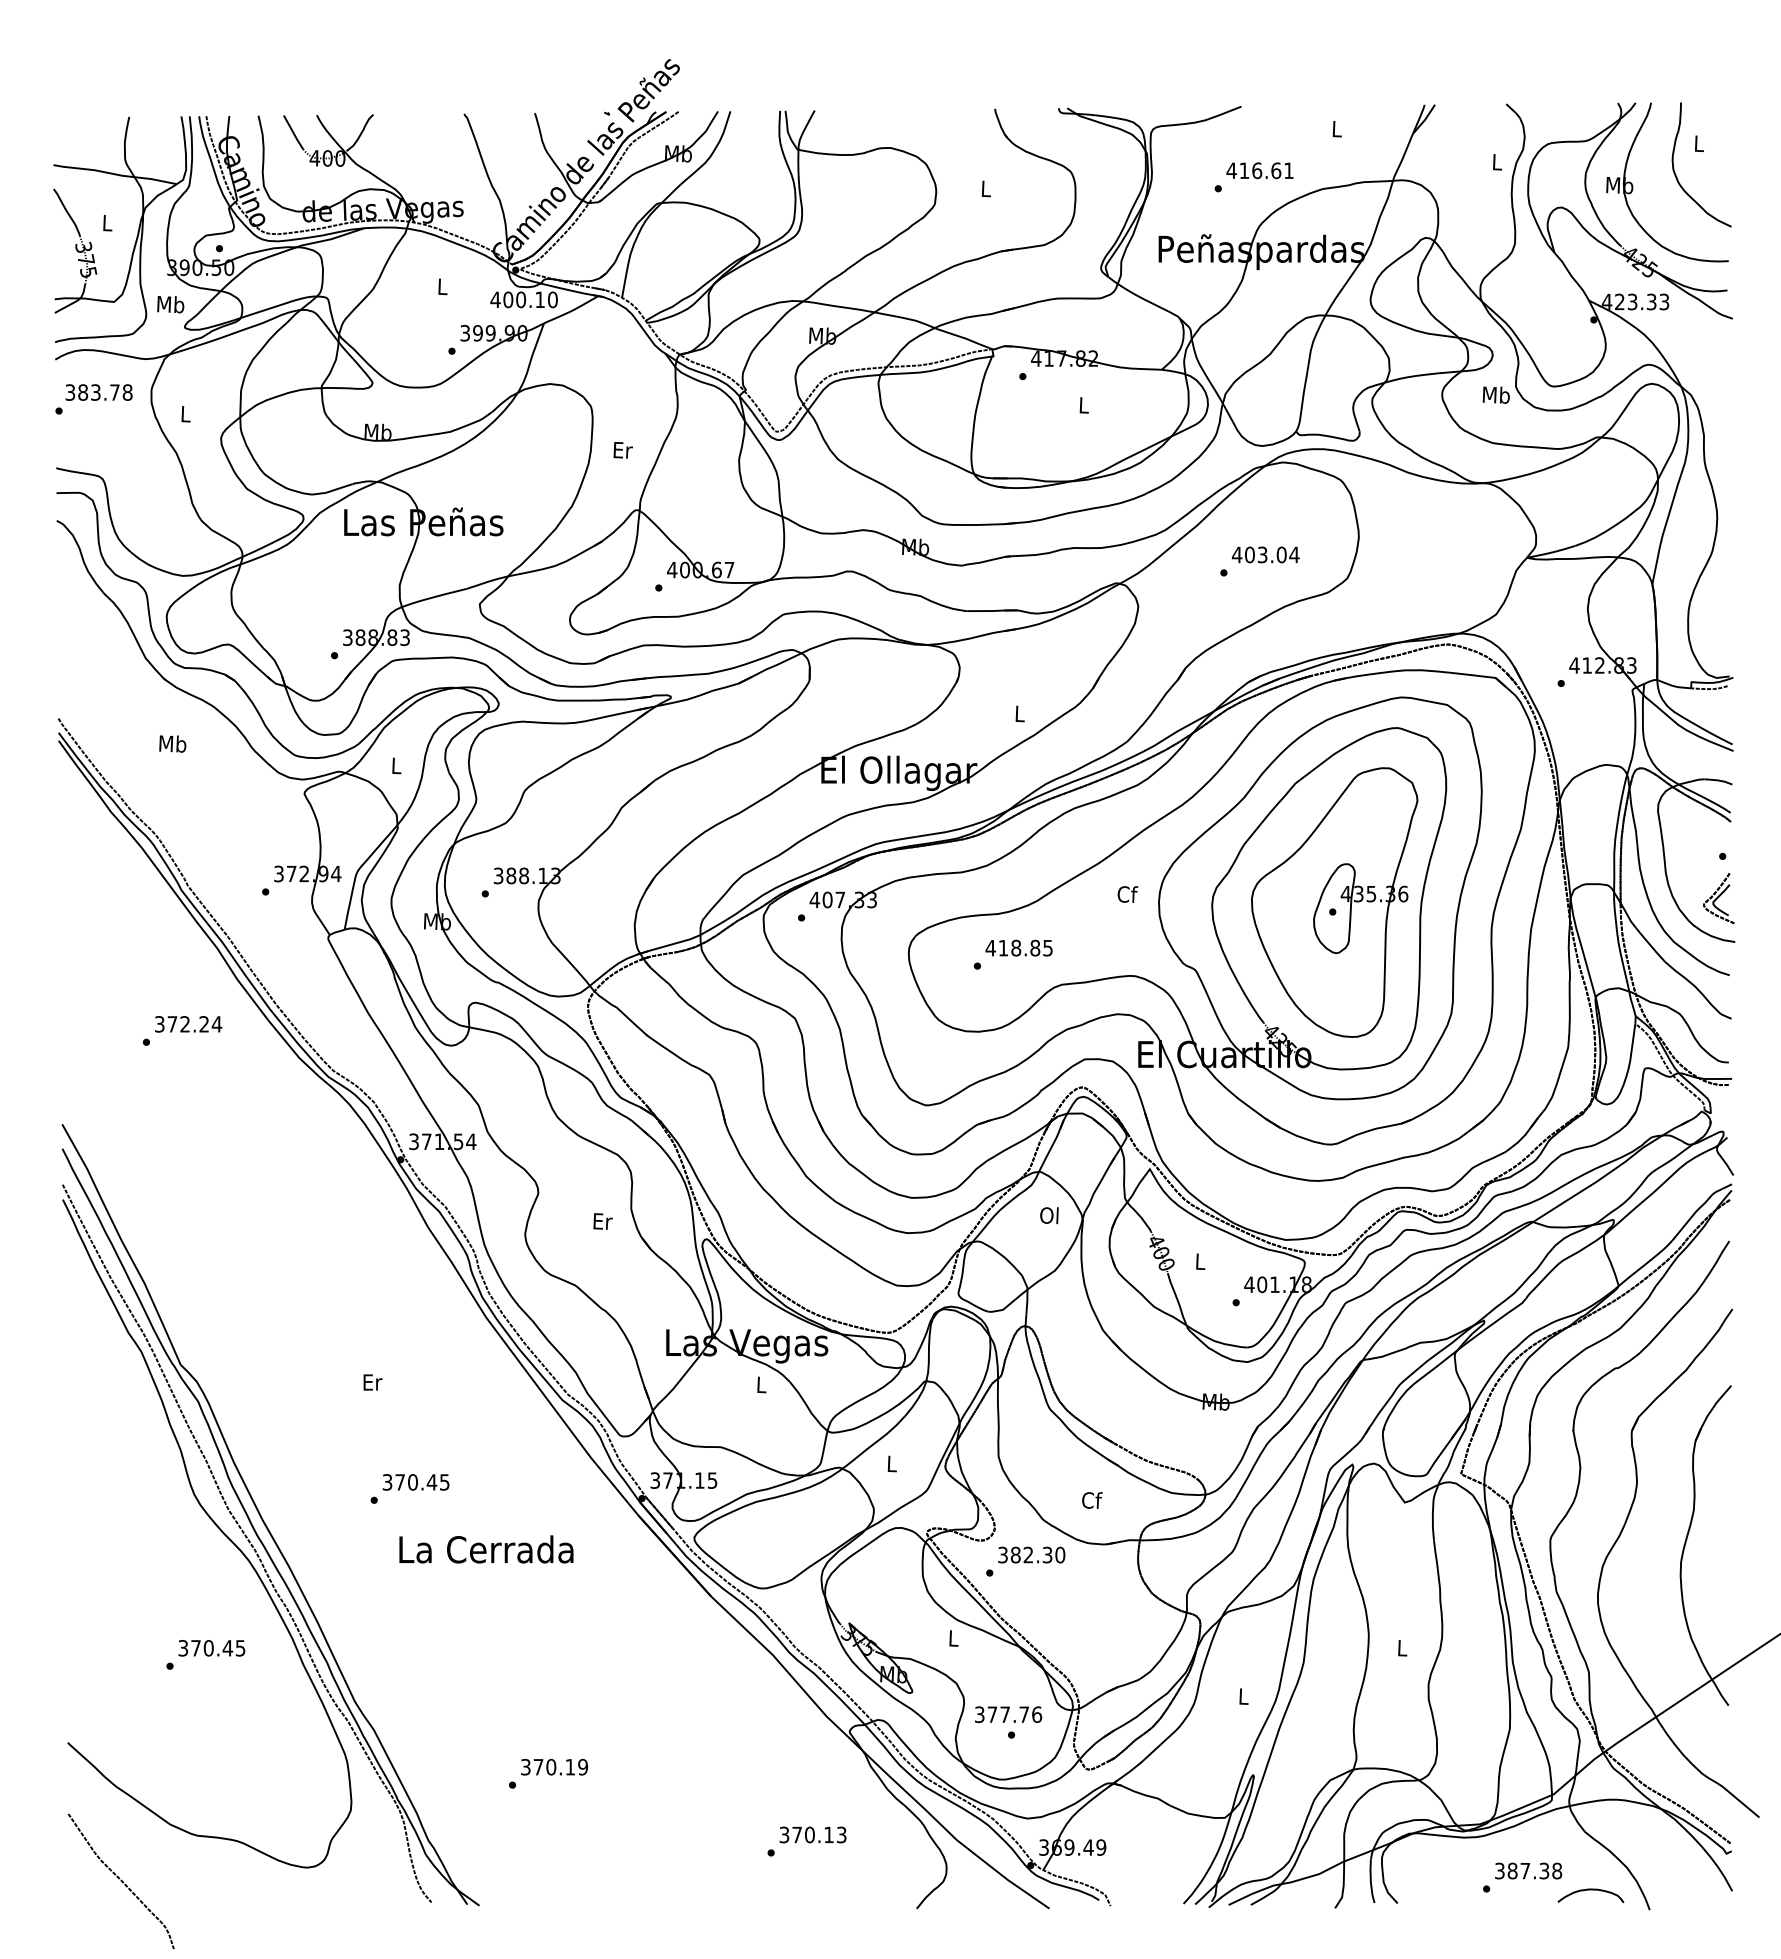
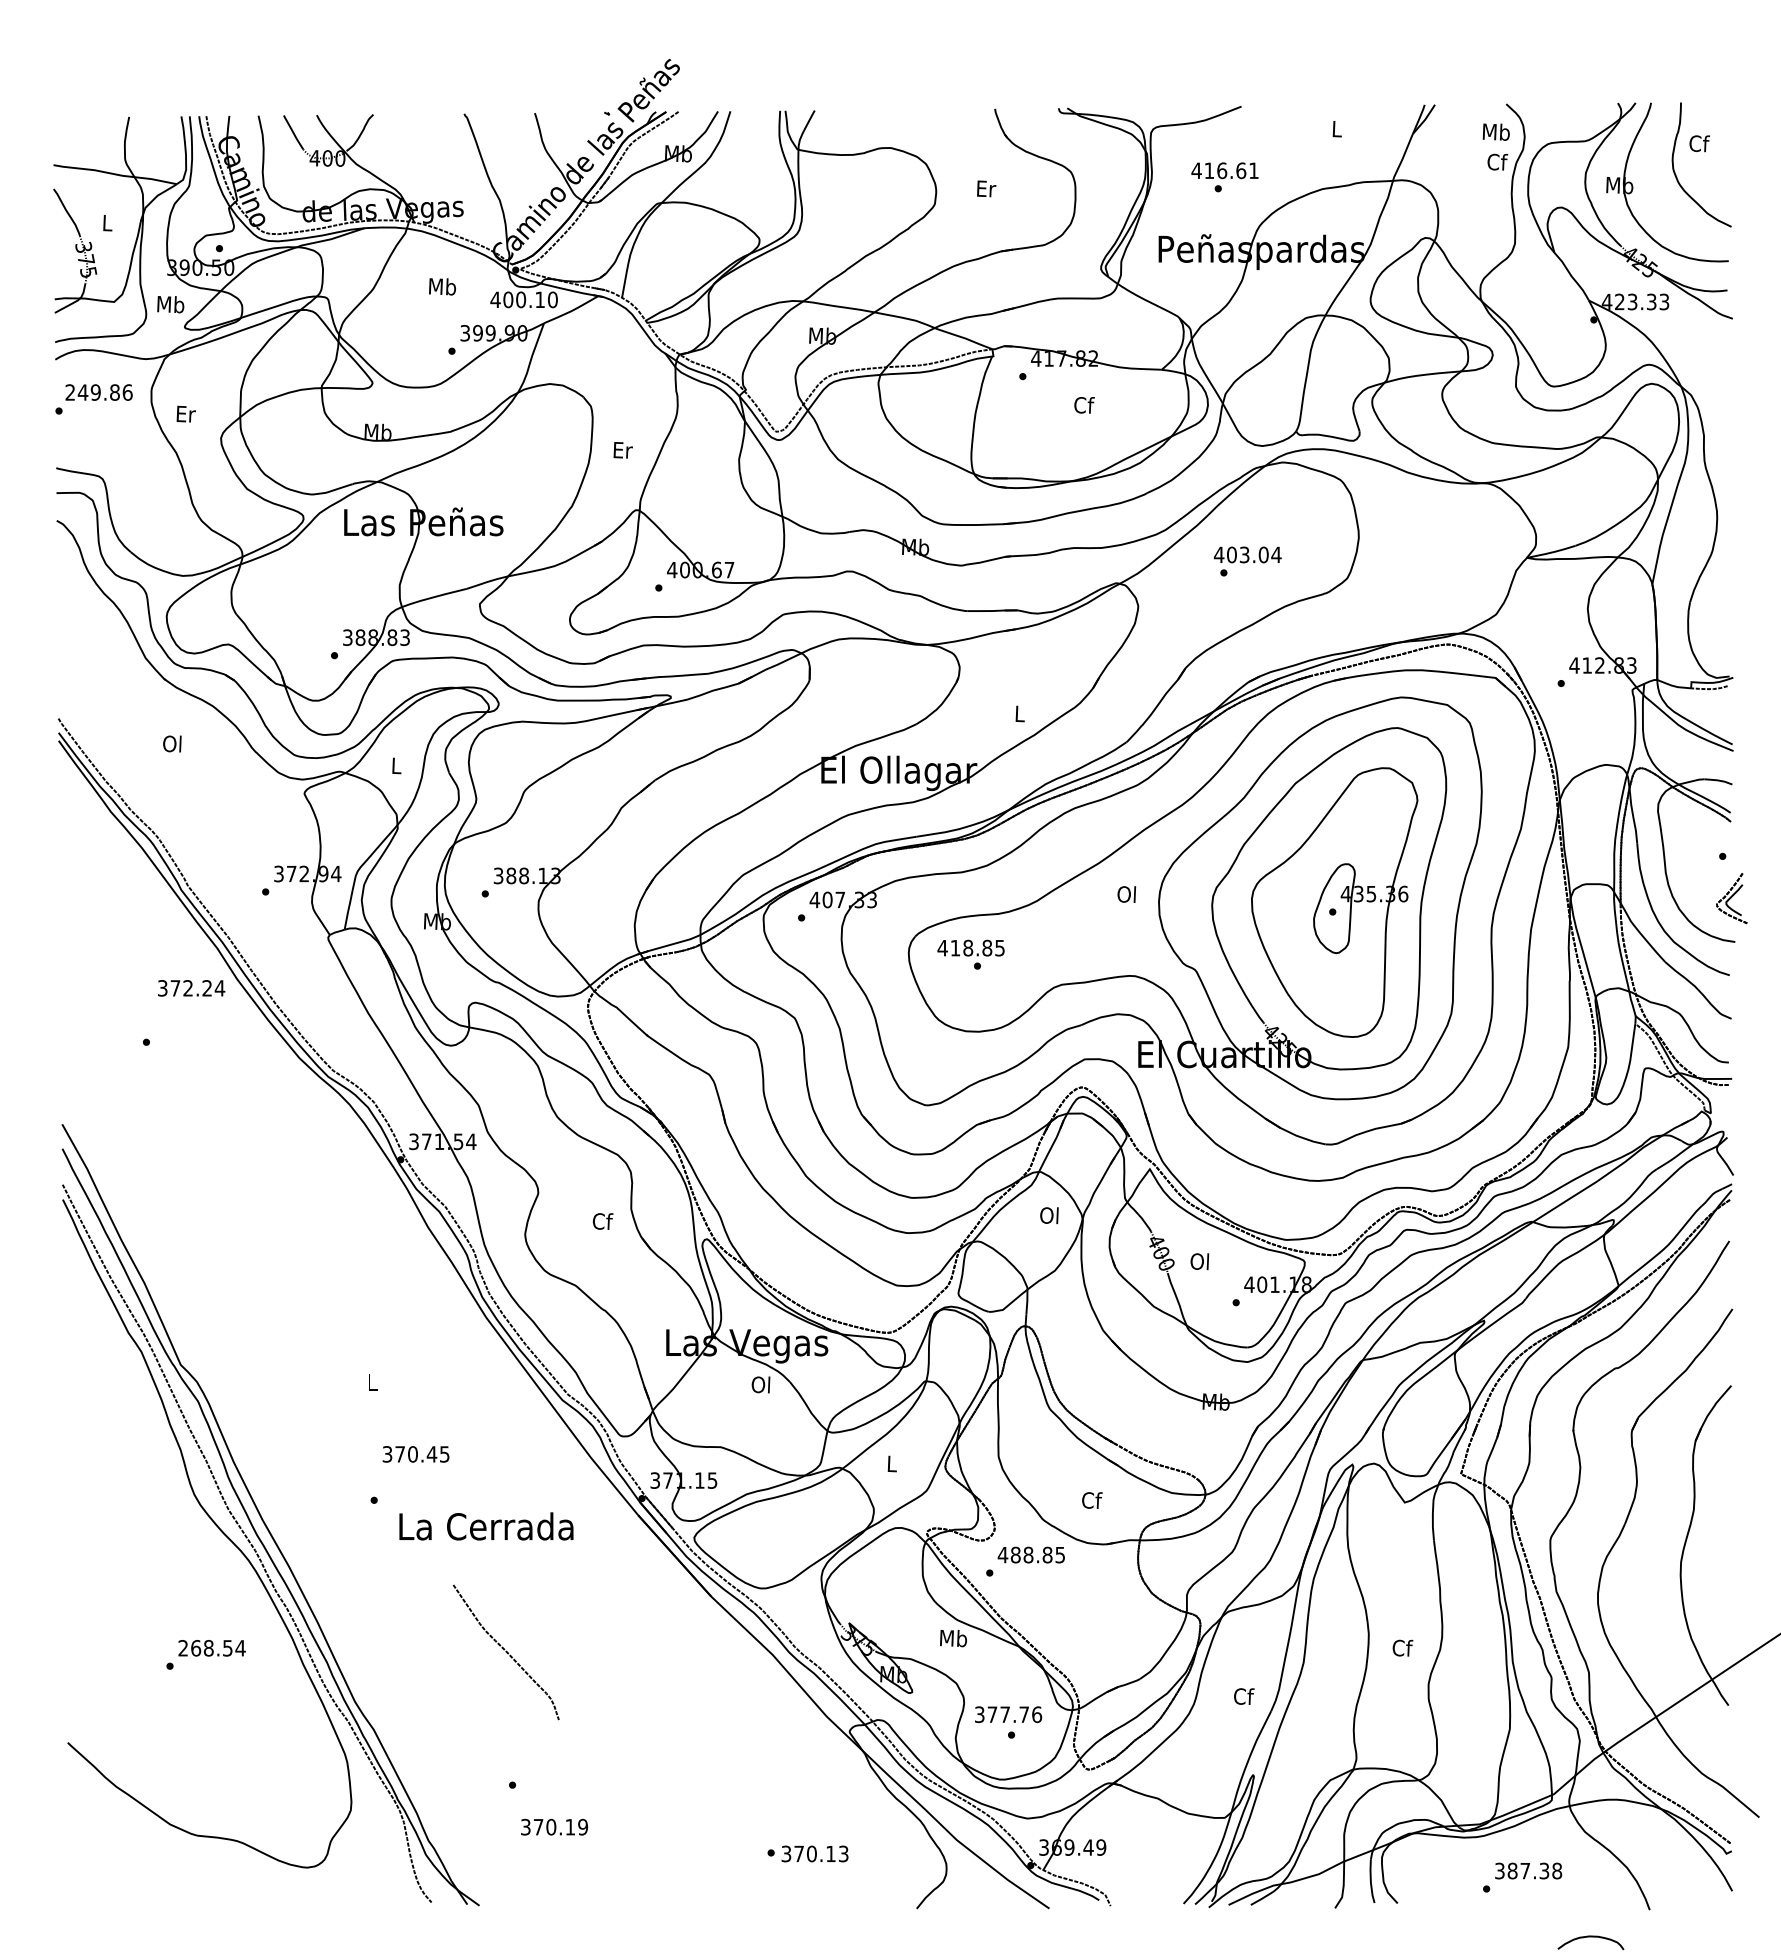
text: L -> Cf (1699, 143)
text: L -> Cf (1497, 161)
text position: (1259, 170) -> (1224, 170) (1224, 170)
text: L -> Er (986, 188)
text: L -> Mb (442, 286)
text: 383.78 -> 249.86 (98, 392)
text position: (1495, 394) -> (1495, 131) (1495, 131)
text: L -> Cf (1084, 405)
text: L -> Er (185, 413)
text position: (1265, 554) -> (1247, 554) (1247, 554)
text: Mb -> Ol (172, 743)
text: Cf -> Ol (1127, 894)
part position: (1718, 898) -> (1731, 898) (1731, 898)
text position: (1018, 947) -> (970, 947) (970, 947)
text position: (188, 1024) -> (191, 988) (191, 988)
text: Er -> Cf (602, 1221)
text: L -> Ol (1199, 1261)
text: Er -> L (372, 1382)
text: L -> Ol (760, 1384)
text position: (415, 1482) -> (415, 1454) (415, 1454)
text position: (486, 1549) -> (486, 1526) (486, 1526)
text: 382.30 -> 488.85 (1031, 1554)
text: L -> Mb (953, 1638)
text: L -> Cf (1402, 1647)
text: 370.45 -> 268.54 (211, 1648)
text: L -> Cf (1244, 1696)
text position: (554, 1766) -> (554, 1826) (554, 1826)
text position: (812, 1834) -> (814, 1853) (814, 1853)
curve position: (121, 1881) -> (506, 1652) (506, 1652)
curve position: (1590, 1890) -> (1590, 1937) (1590, 1937)
